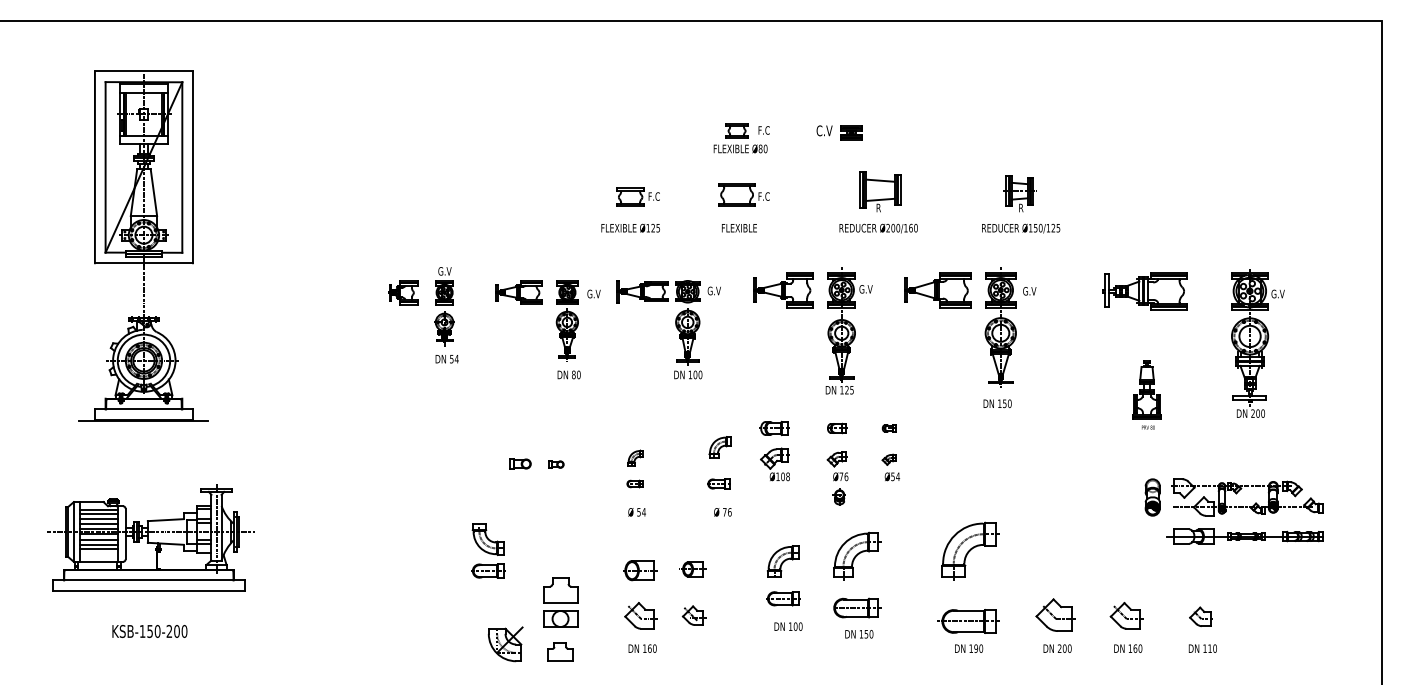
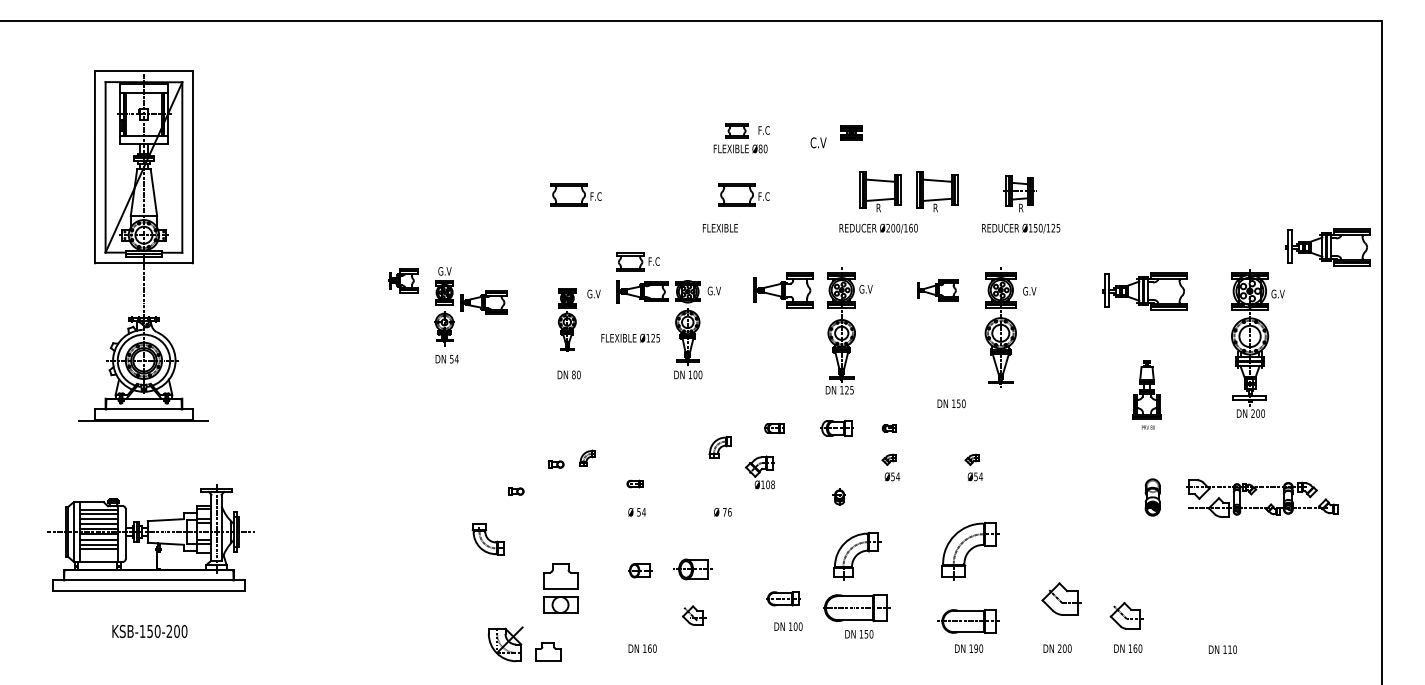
text position: (824, 130) -> (818, 142) (818, 142)
part: none -> present (937, 191)
part: none -> present (575, 194)
part position: (637, 196) -> (637, 261) (637, 261)
text position: (630, 227) -> (630, 337) (630, 337)
text position: (739, 228) -> (720, 228) (720, 228)
part: none -> present (1327, 247)
part size: 68x37 px -> 42x23 px (937, 290)
part position: (403, 292) -> (403, 280) (403, 280)
part position: (518, 292) -> (483, 302) (483, 302)
part size: 24x82 px -> 19x64 px (567, 319)
text position: (997, 403) -> (951, 403) (951, 403)
part size: 31x17 px -> 21x13 px (774, 428)
part size: 21x13 px -> 34x17 px (836, 428)
part position: (635, 457) -> (587, 457) (587, 457)
part: present -> none (520, 463)
part position: (774, 464) -> (759, 472) (759, 472)
part: present -> none (837, 466)
part: none -> present (973, 467)
part: present -> none (718, 483)
part: none -> present (516, 491)
part position: (1247, 506) -> (1262, 507) (1262, 507)
part: present -> none (1244, 536)
part: present -> none (782, 561)
part size: 28x17 px -> 40x23 px (692, 569)
part: present -> none (488, 570)
part size: 35x22 px -> 25x16 px (640, 570)
part position: (560, 602) -> (560, 588) (560, 588)
part size: 49x22 px -> 68x29 px (856, 608)
part position: (1055, 614) -> (1061, 598) (1061, 598)
part: present -> none (640, 615)
part: present -> none (1200, 616)
text position: (1202, 648) -> (1222, 649) (1222, 649)
part position: (560, 651) -> (548, 651) (548, 651)
